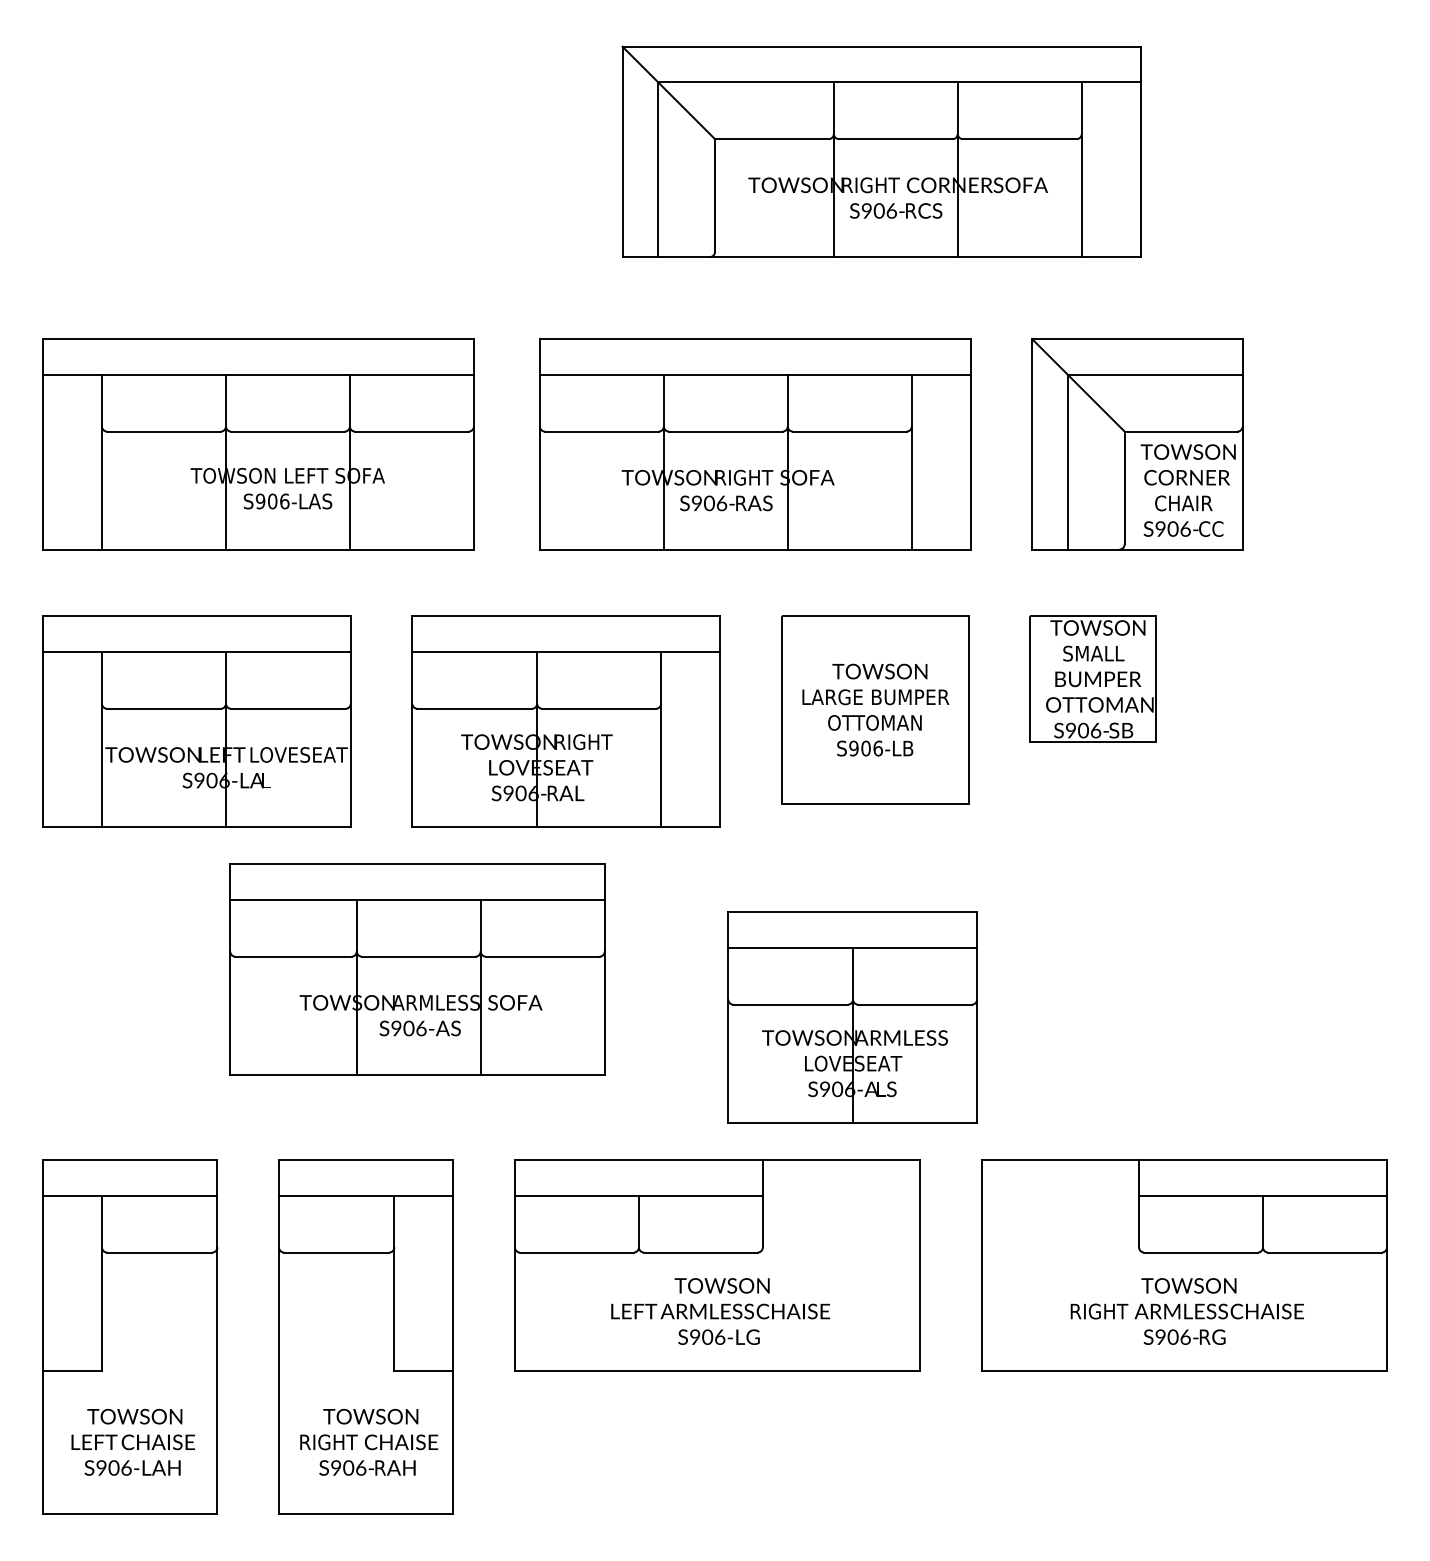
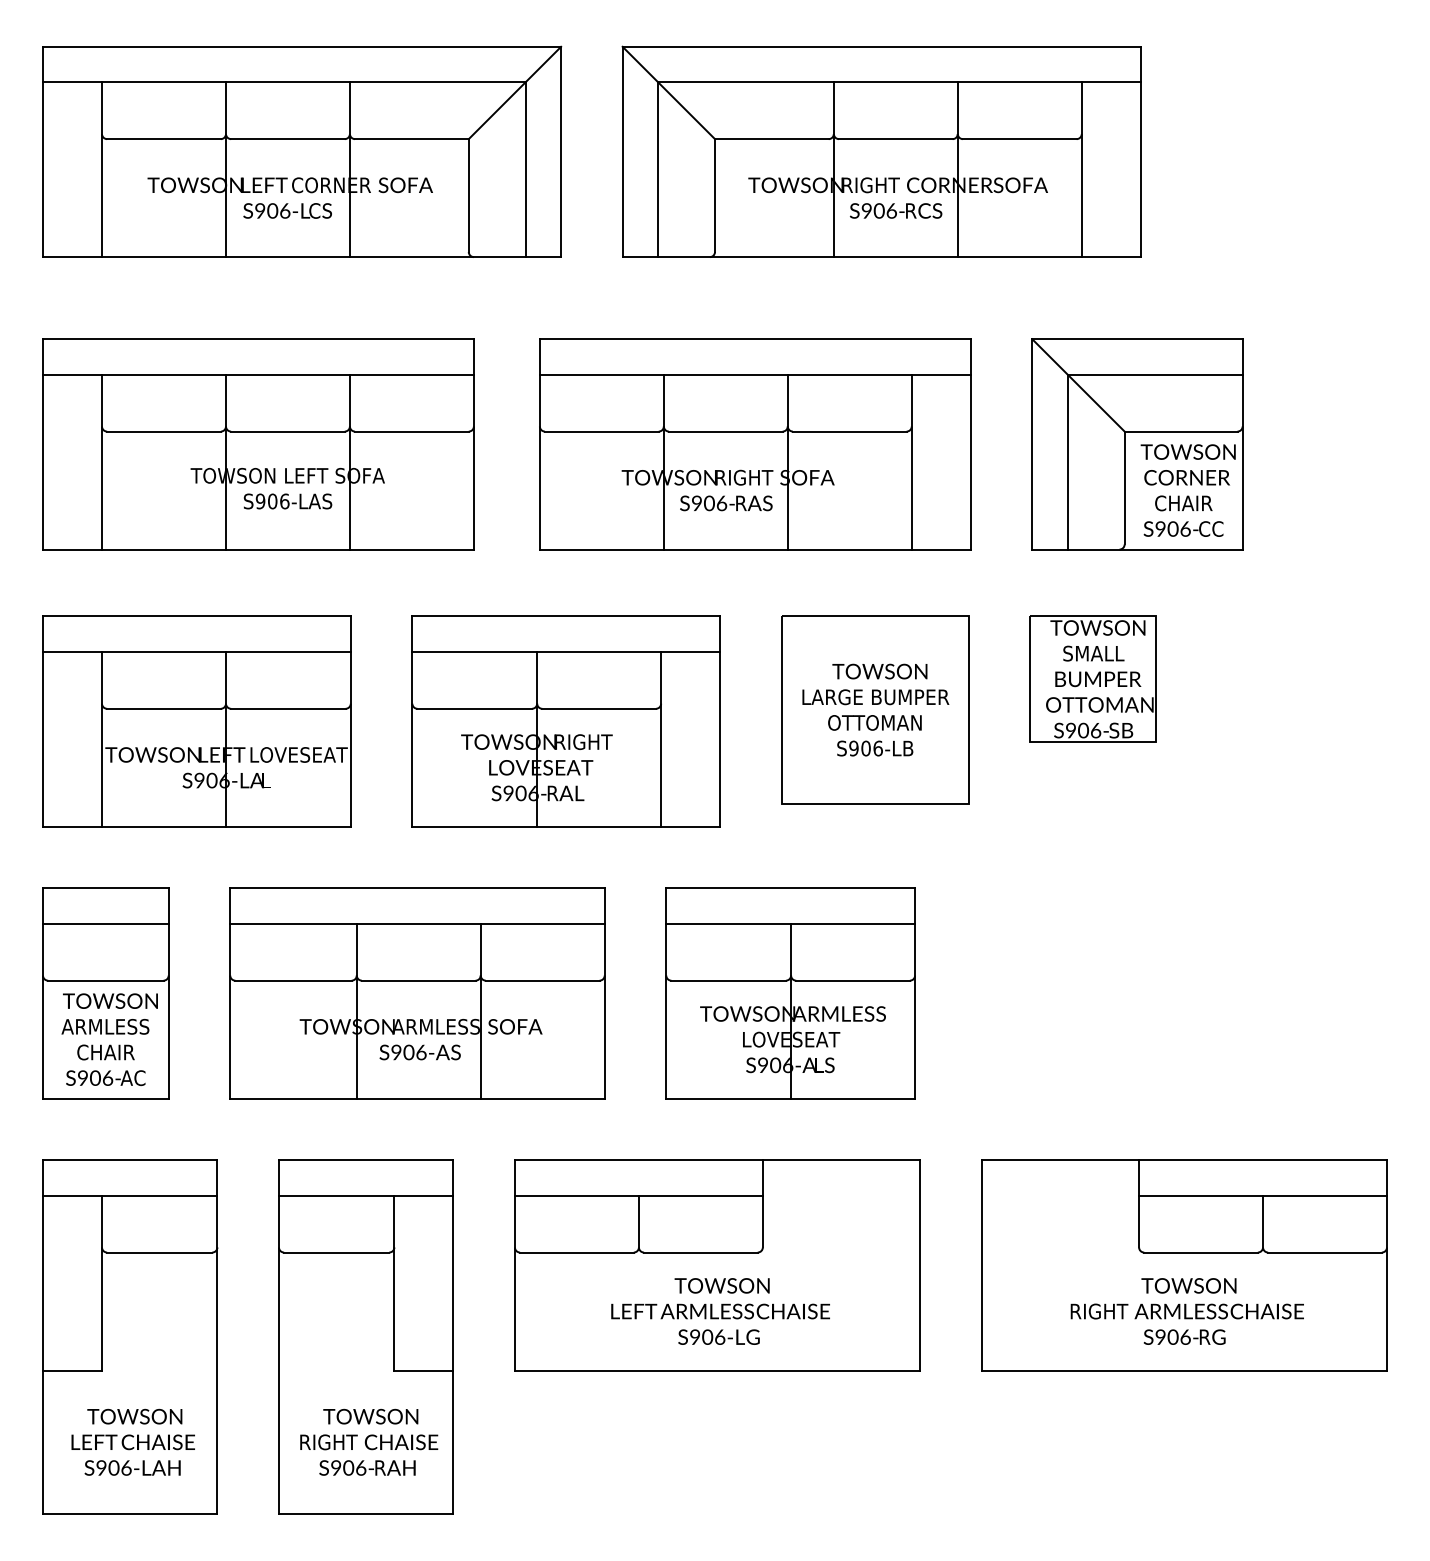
part: none -> present (302, 151)
part position: (417, 969) -> (417, 993) (417, 993)
part: none -> present (105, 993)
part position: (852, 1017) -> (790, 993) (790, 993)
